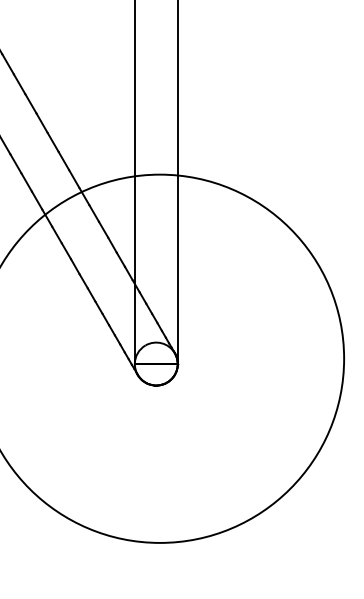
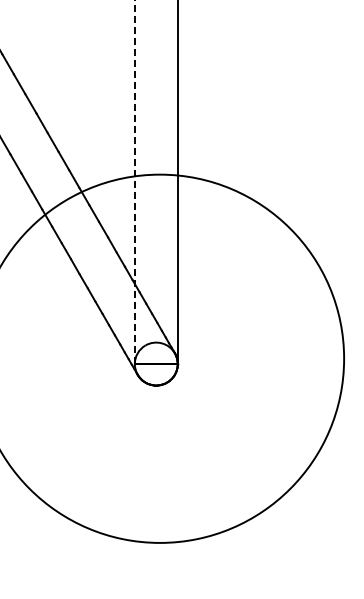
line: solid -> dashed (134, 182)
